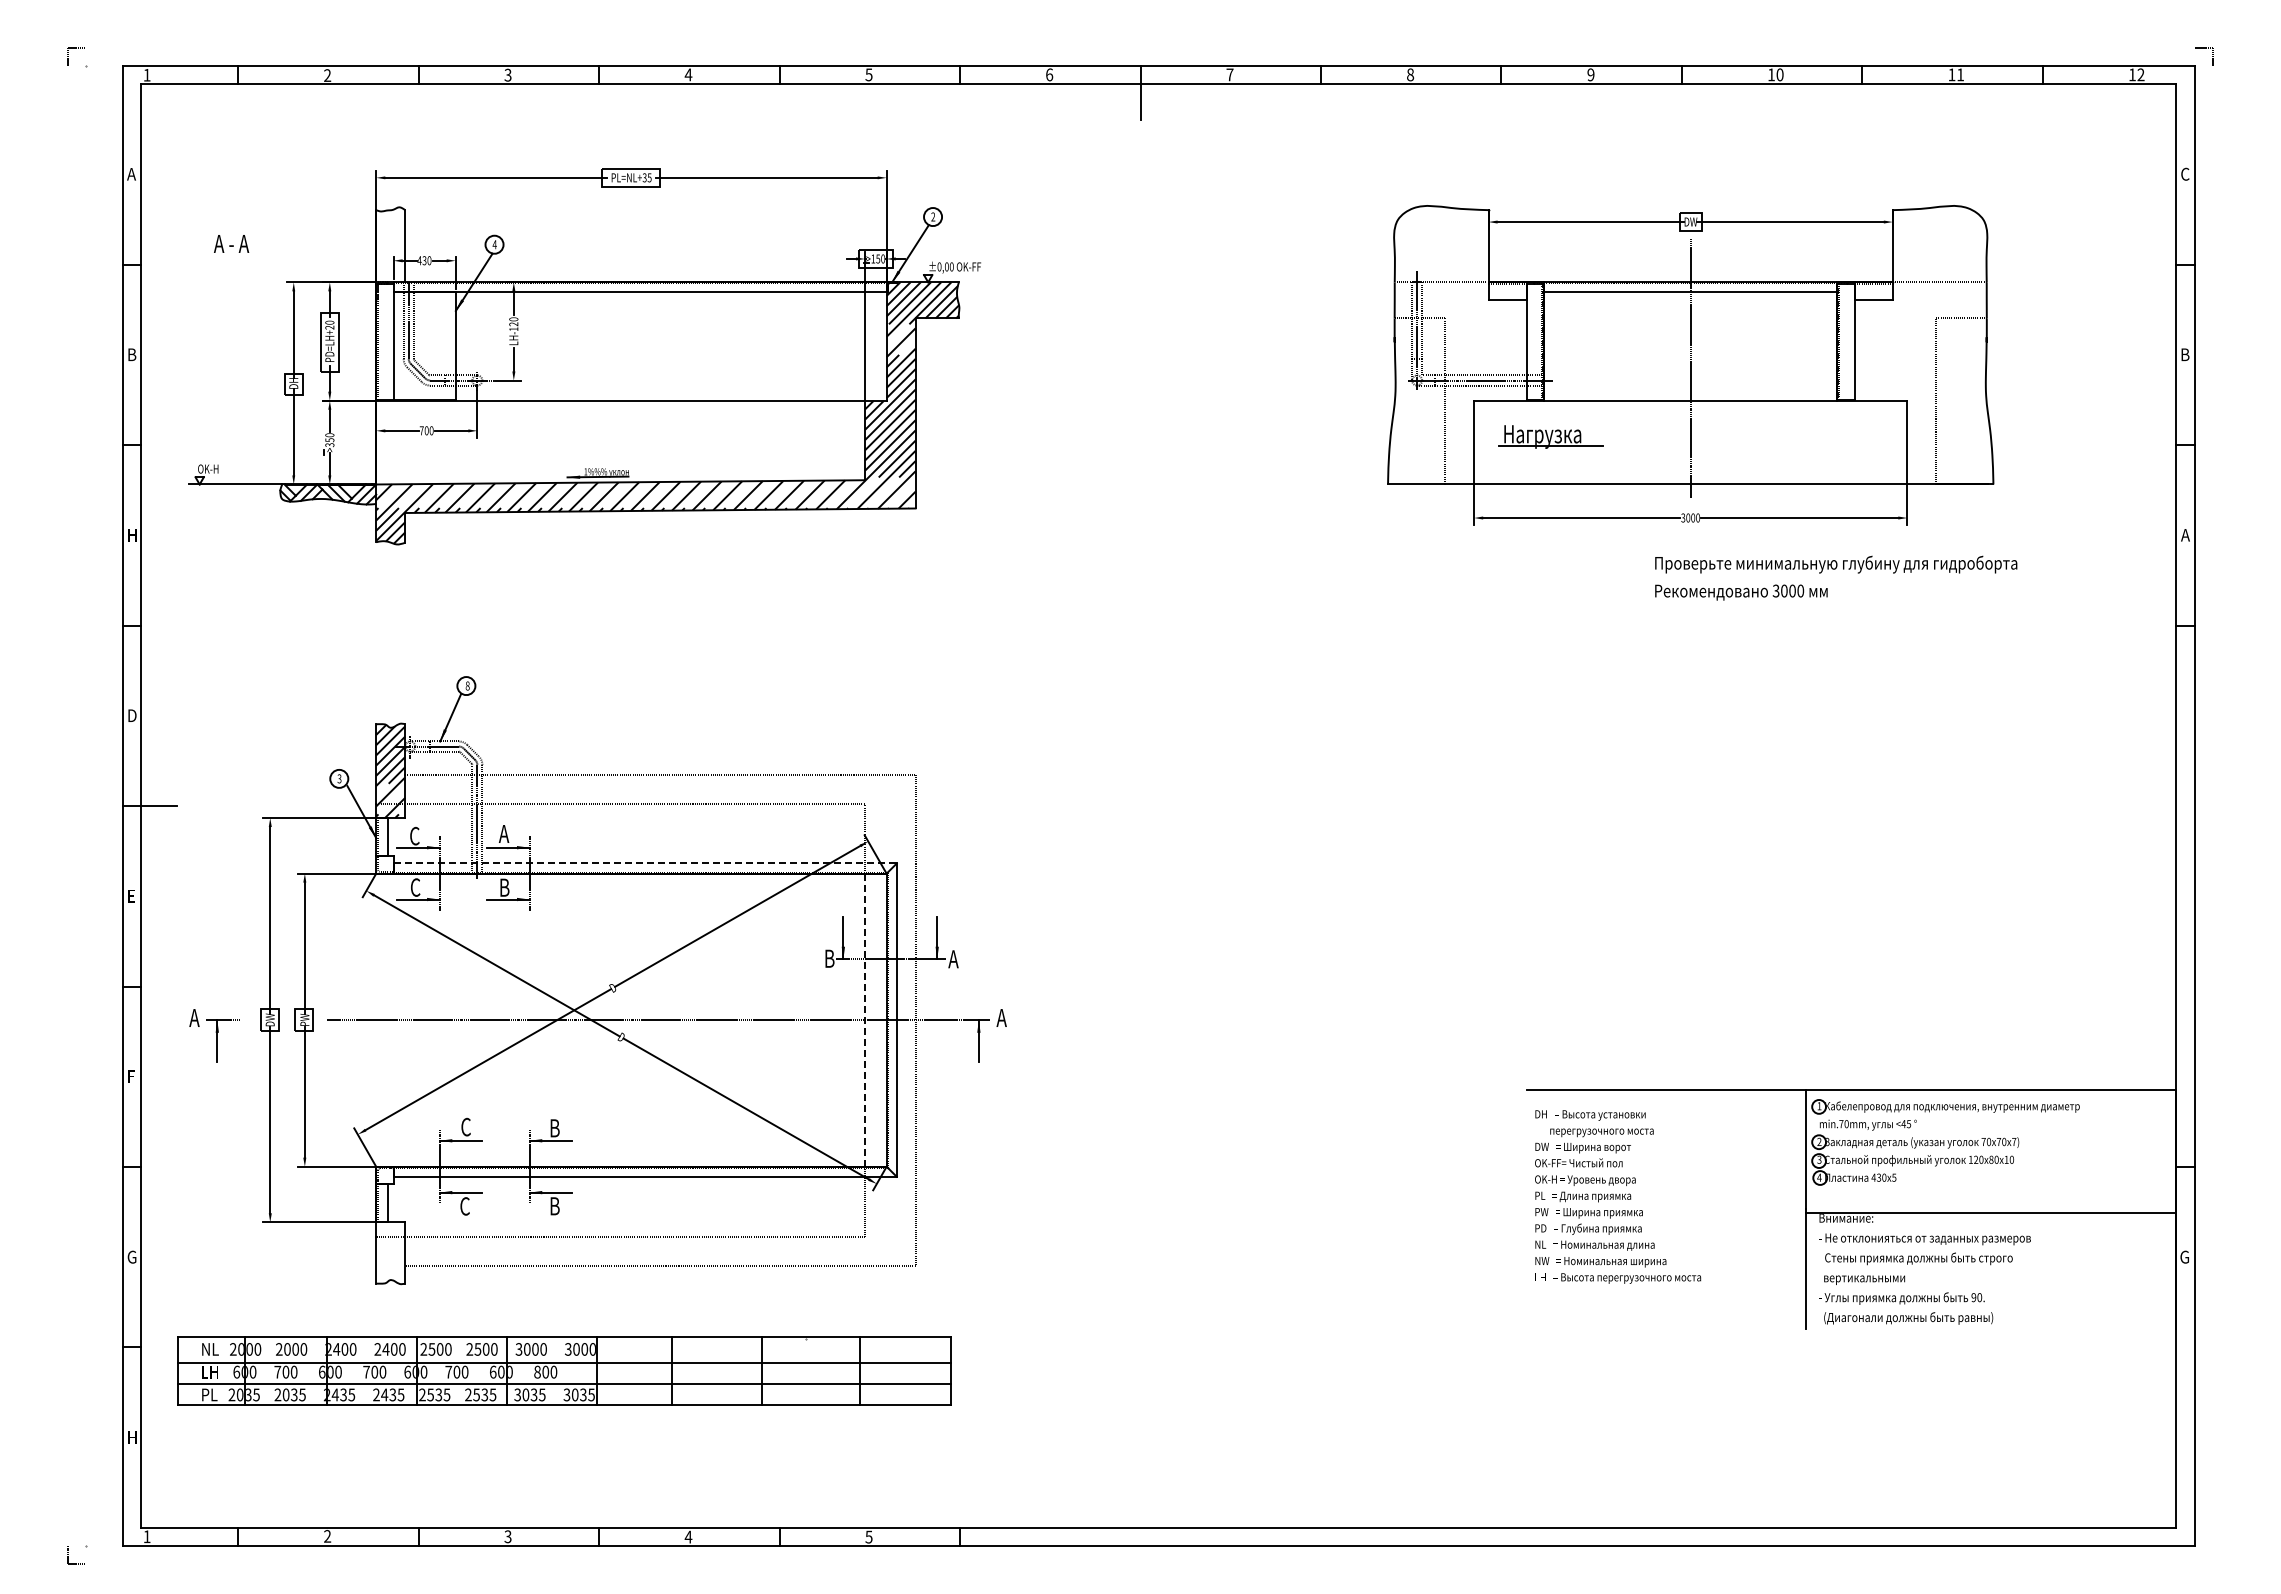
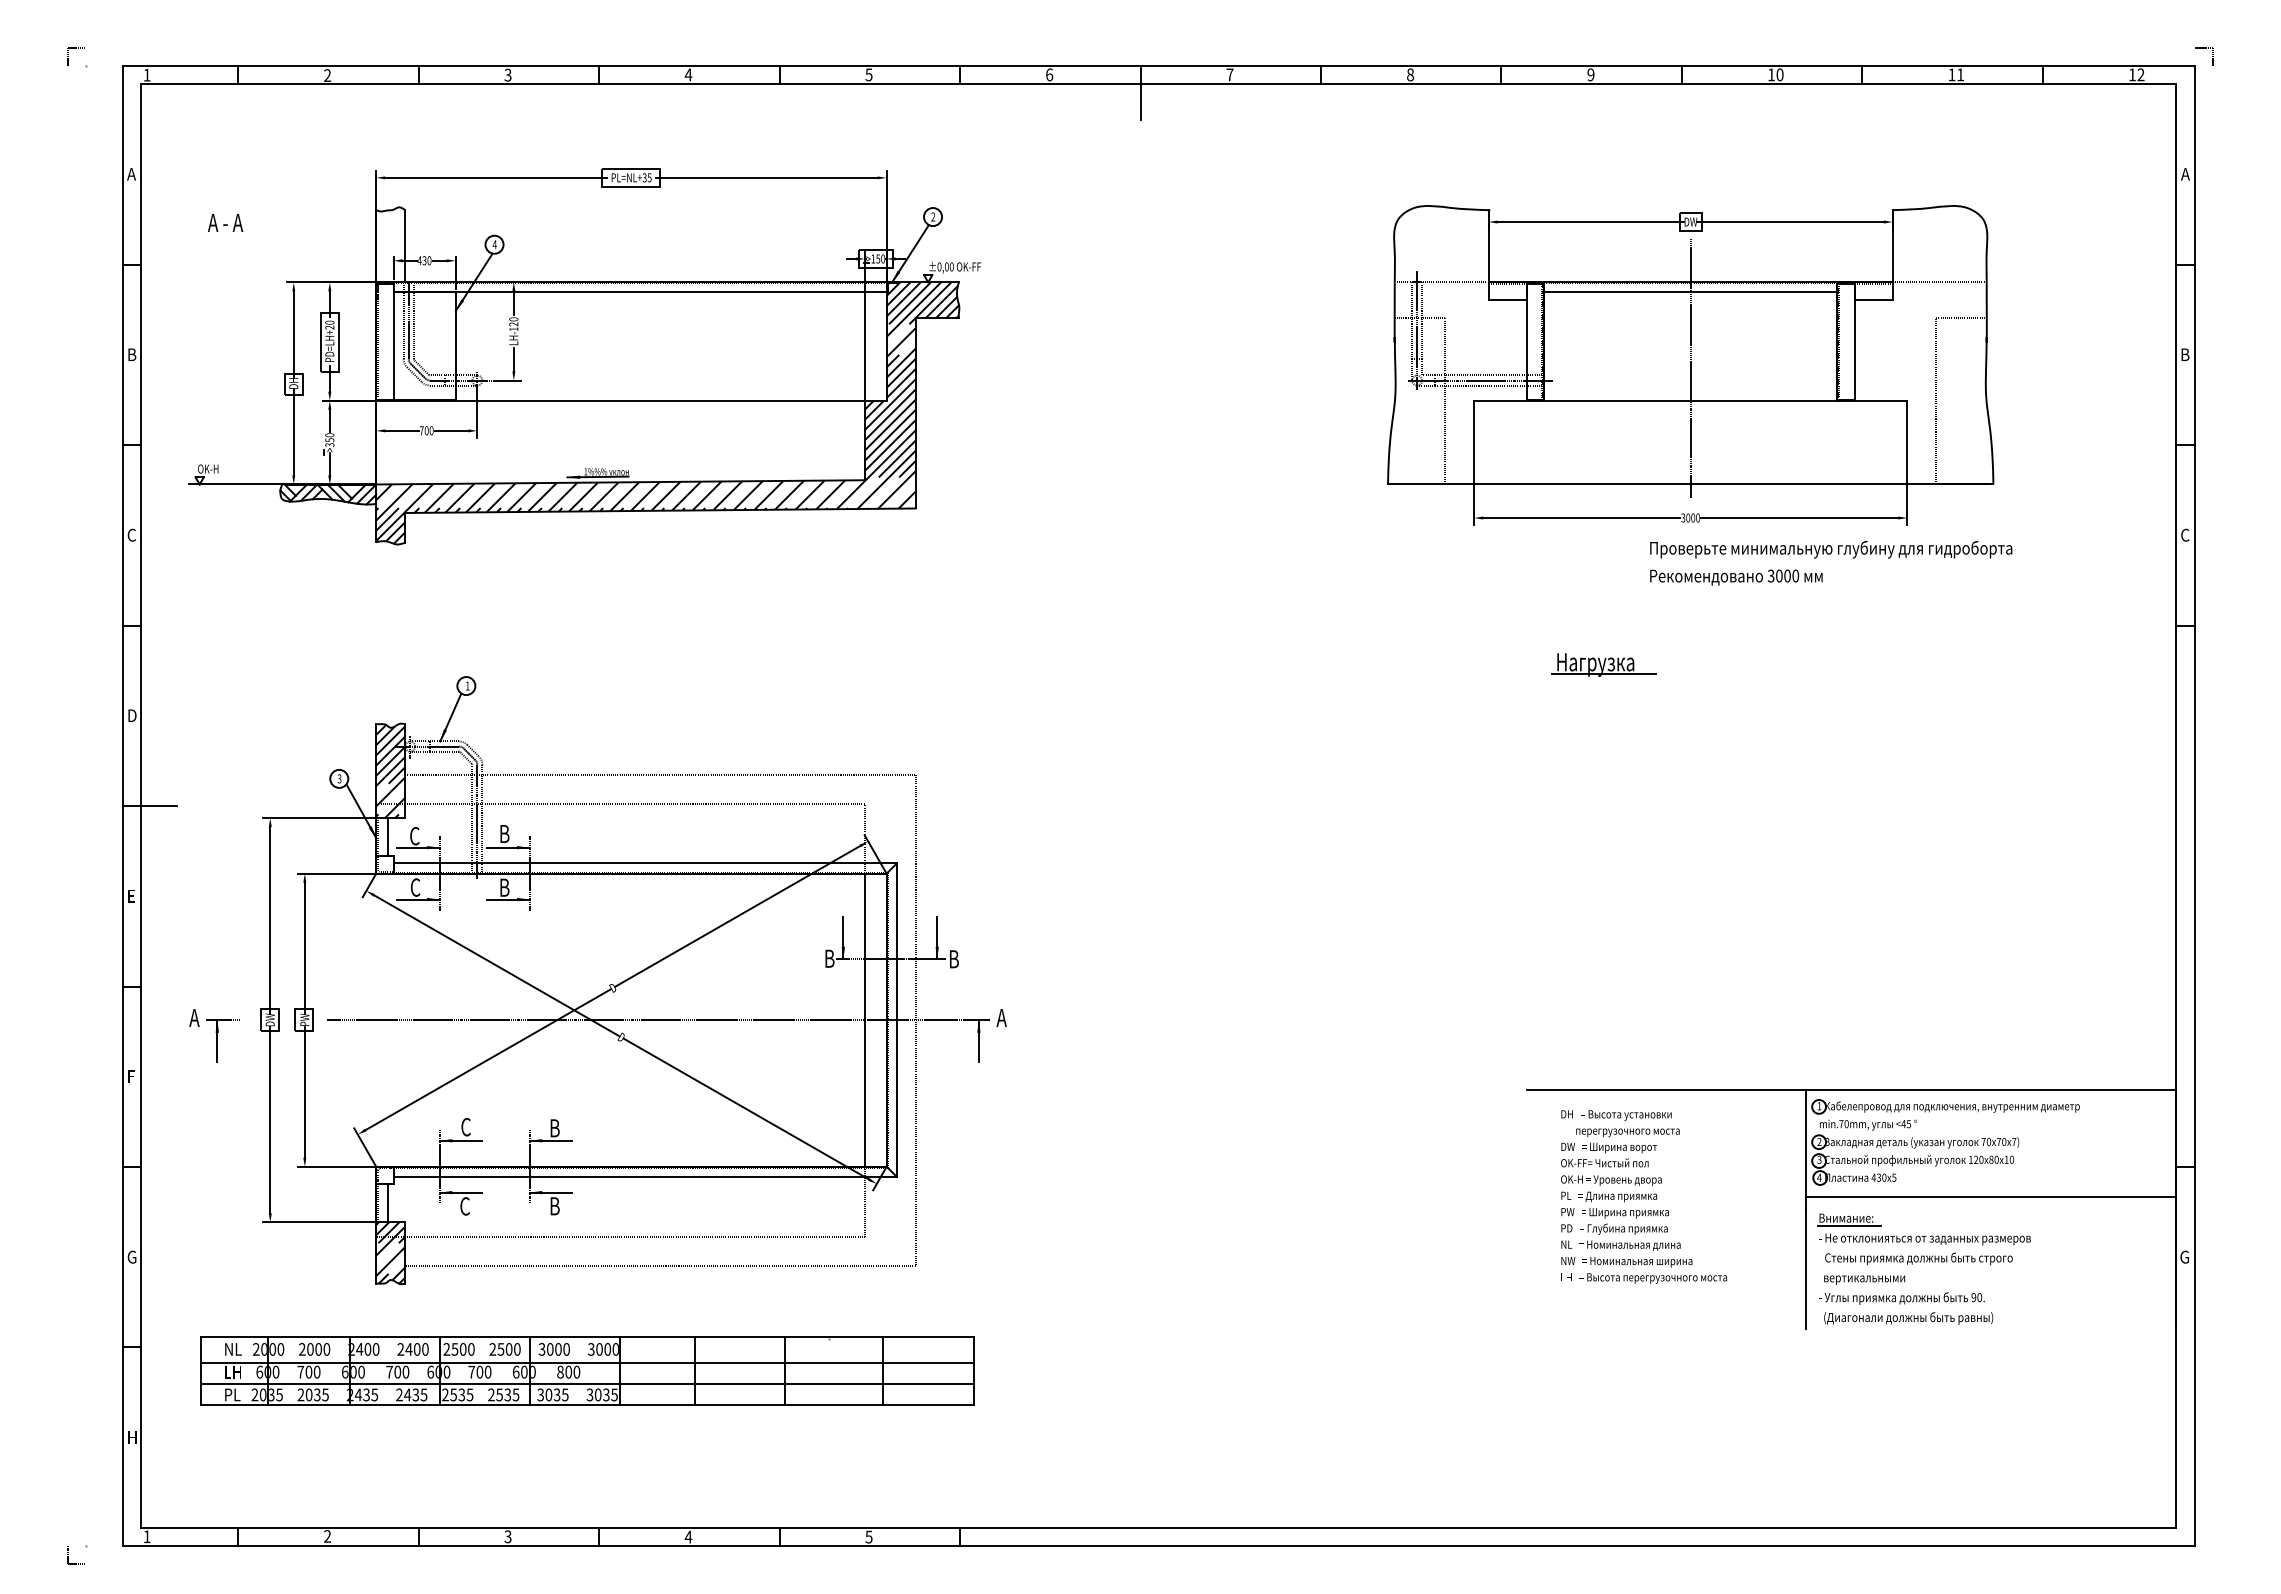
text: C -> A (2185, 173)
text position: (231, 243) -> (225, 222) (225, 222)
part position: (1550, 436) -> (1603, 664) (1603, 664)
text: H -> C (131, 534)
text: A -> C (2185, 534)
text position: (1836, 577) -> (1831, 562) (1831, 562)
text: 8 -> 1 (467, 685)
text: A -> B (503, 833)
line: dashed -> solid (645, 863)
text: A -> B (953, 959)
line: dashed -> solid (865, 1020)
text position: (1618, 1196) -> (1644, 1196) (1644, 1196)
line position: (1991, 1212) -> (1991, 1196) (1991, 1196)
line: none -> present (1849, 1225)
hatch: none -> present (390, 1252)
part position: (564, 1370) -> (587, 1370) (587, 1370)
